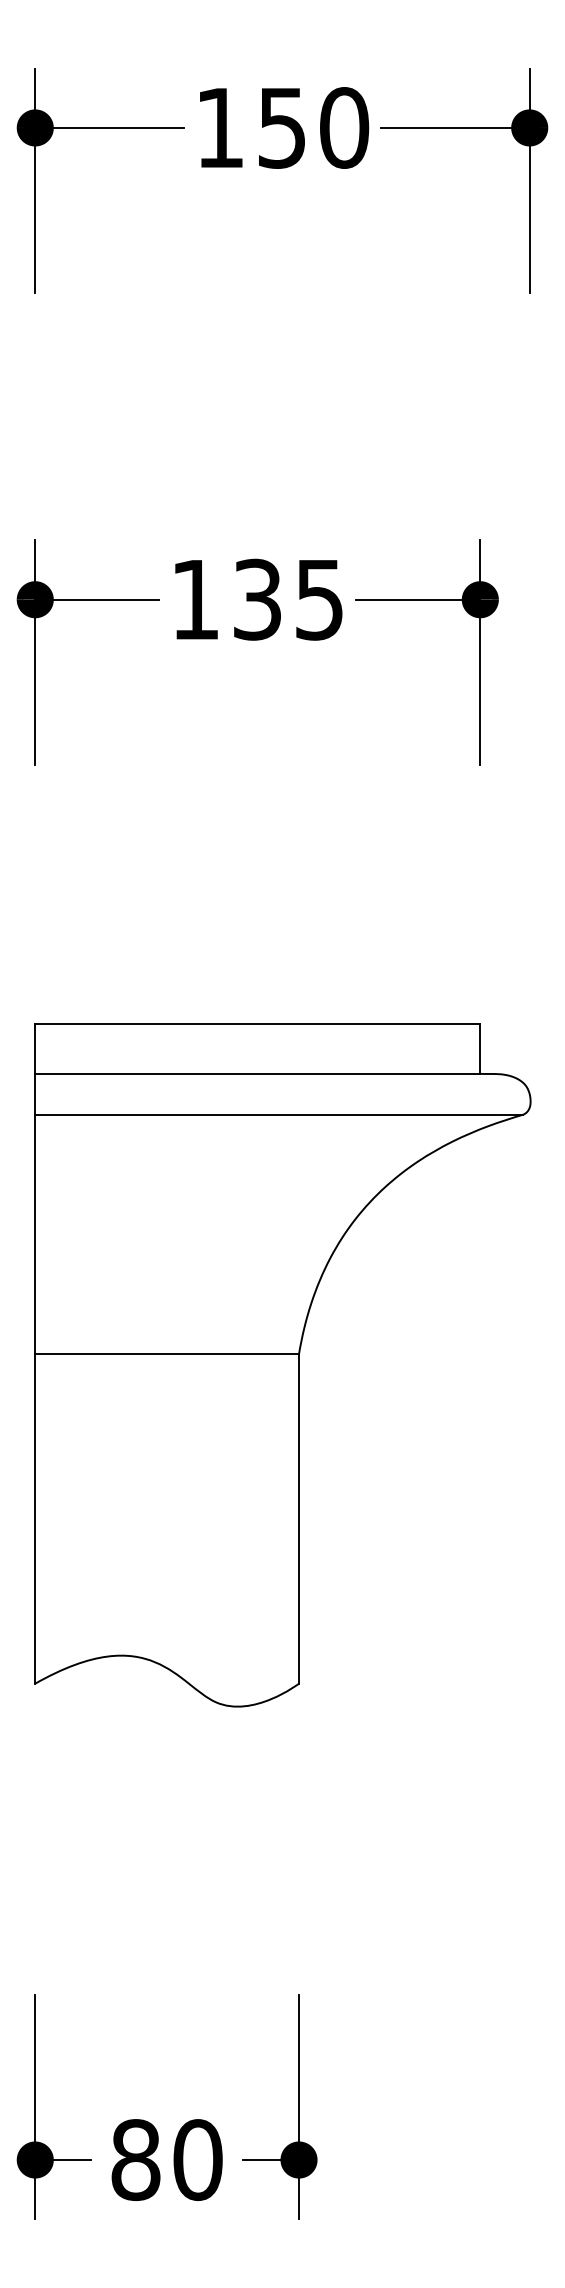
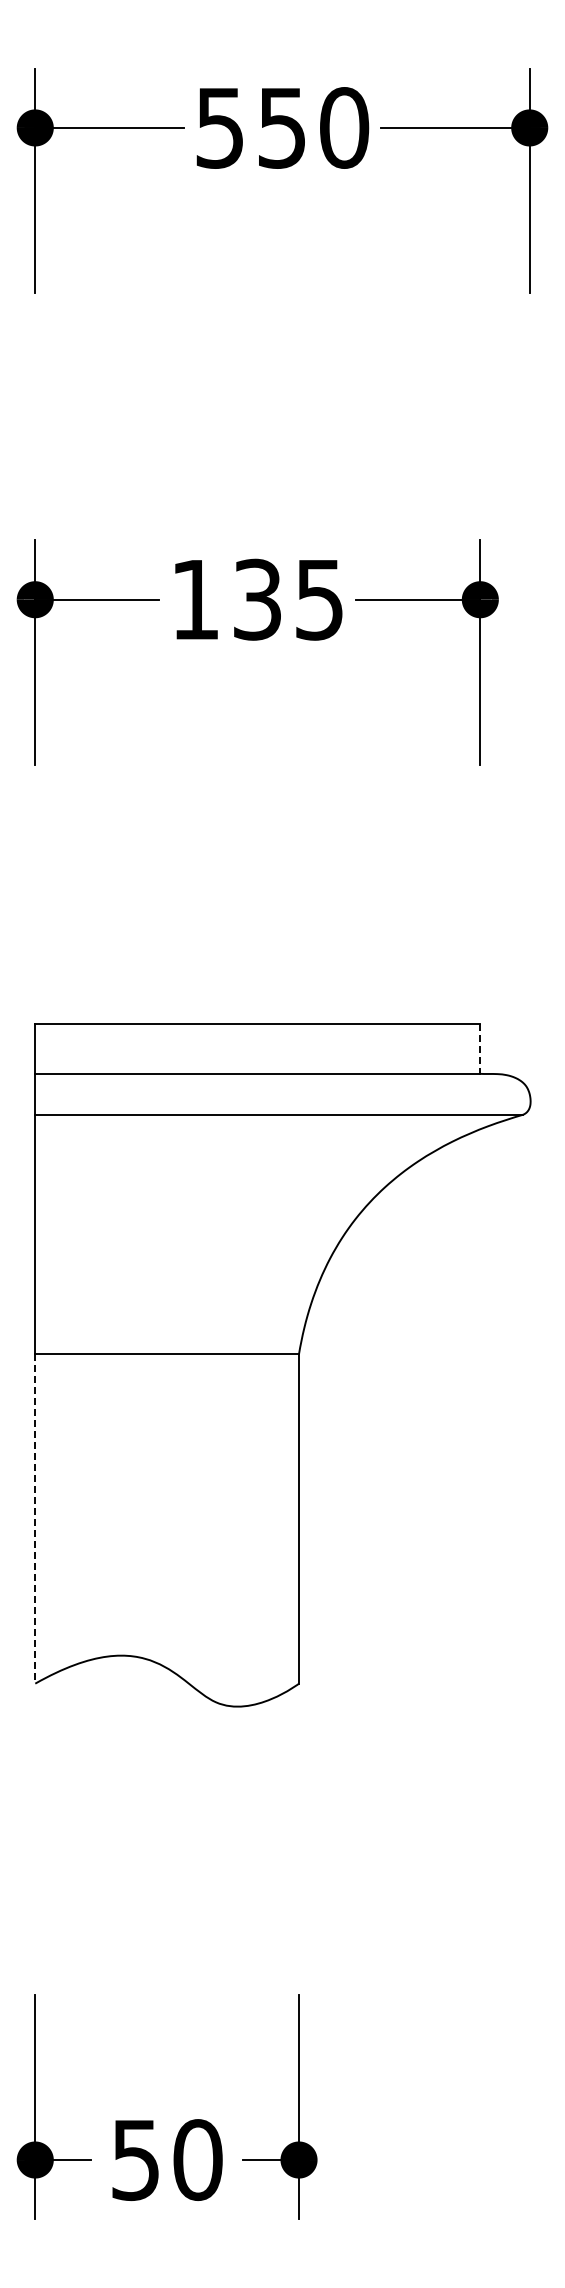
text: 150 -> 550 (219, 128)
line: solid -> dashed (480, 1049)
line: solid -> dashed (35, 1518)
text: 80 -> 50 (135, 2160)
